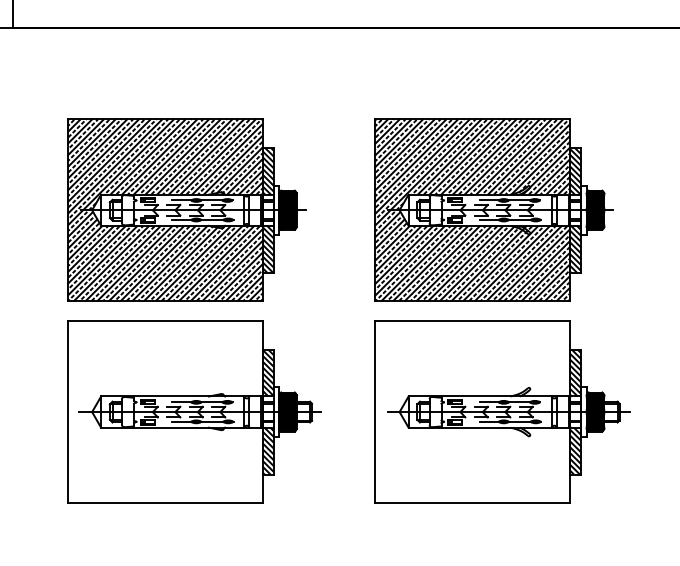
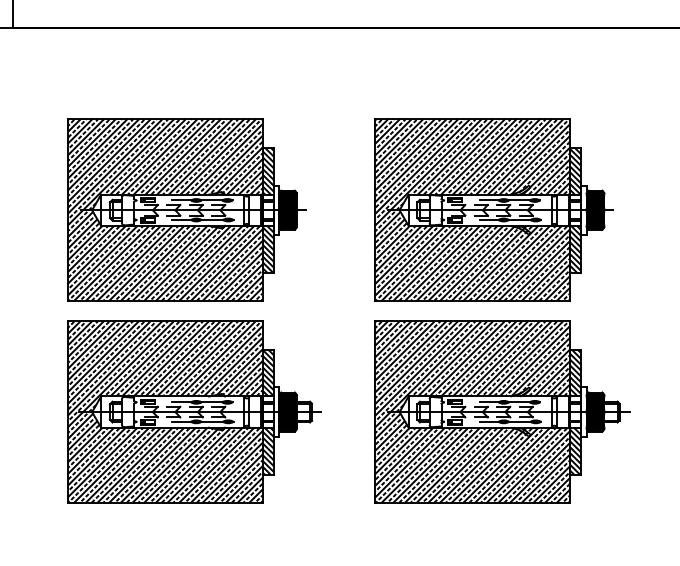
hatch: none -> present (164, 412)
hatch: none -> present (472, 412)
